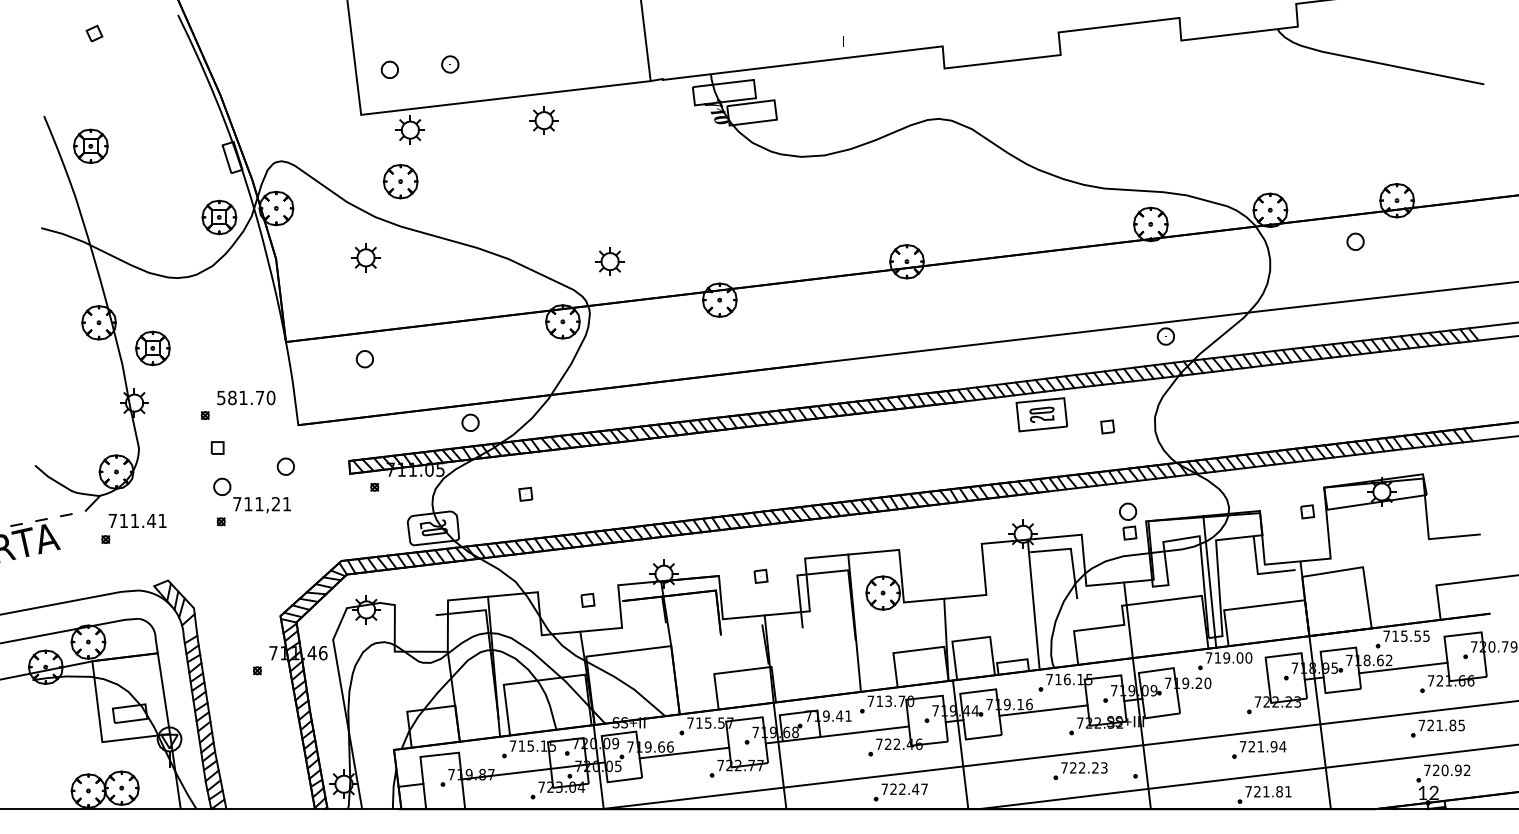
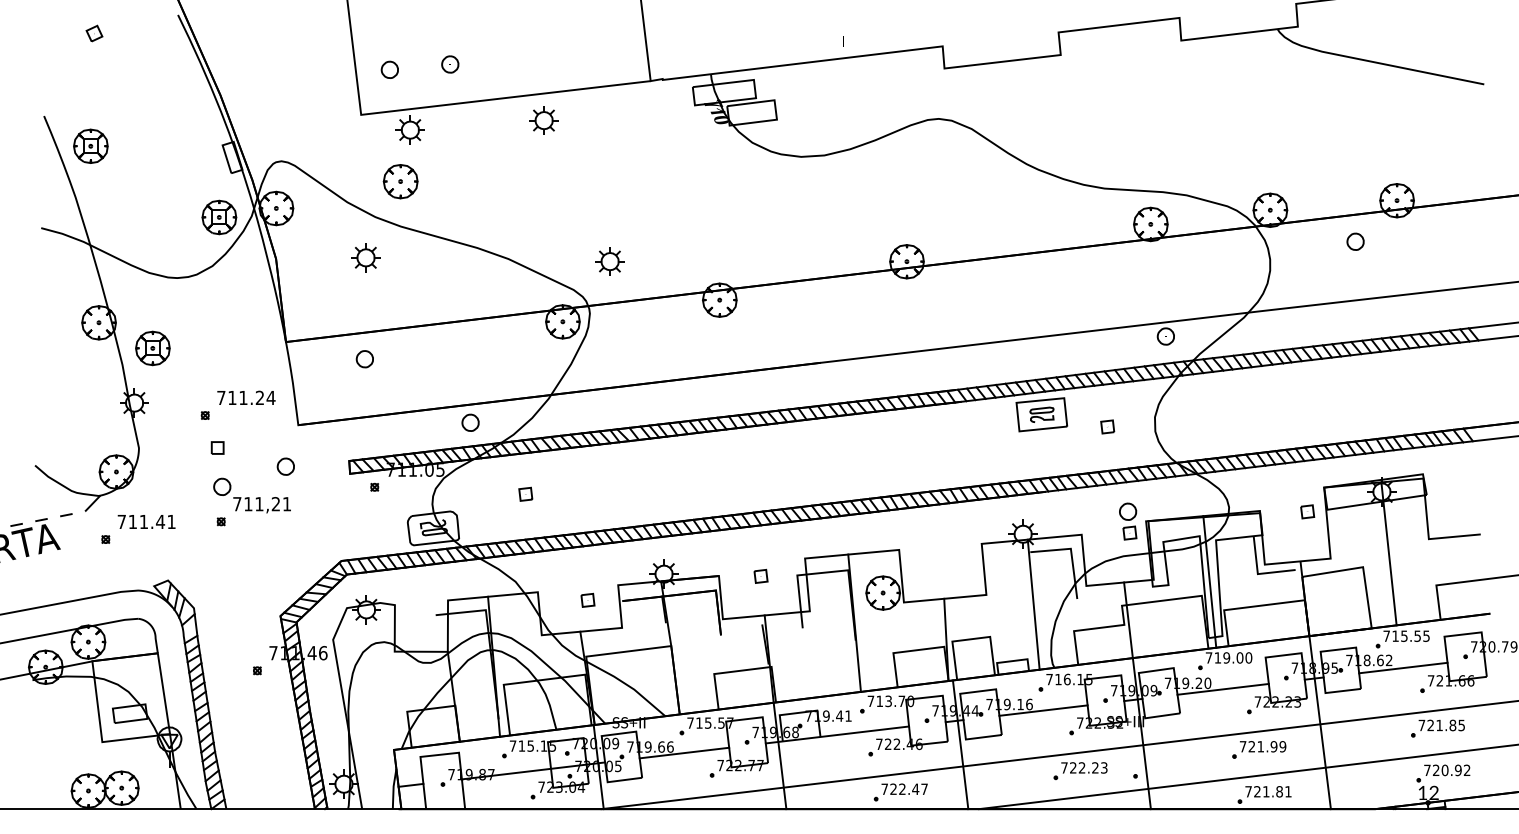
text: 581.70 -> 711.24 (246, 397)
text position: (137, 520) -> (146, 521) (146, 521)
line: none -> present (1388, 553)
line: none -> present (1222, 688)
text: 721.94 -> 721.99 (1282, 746)
